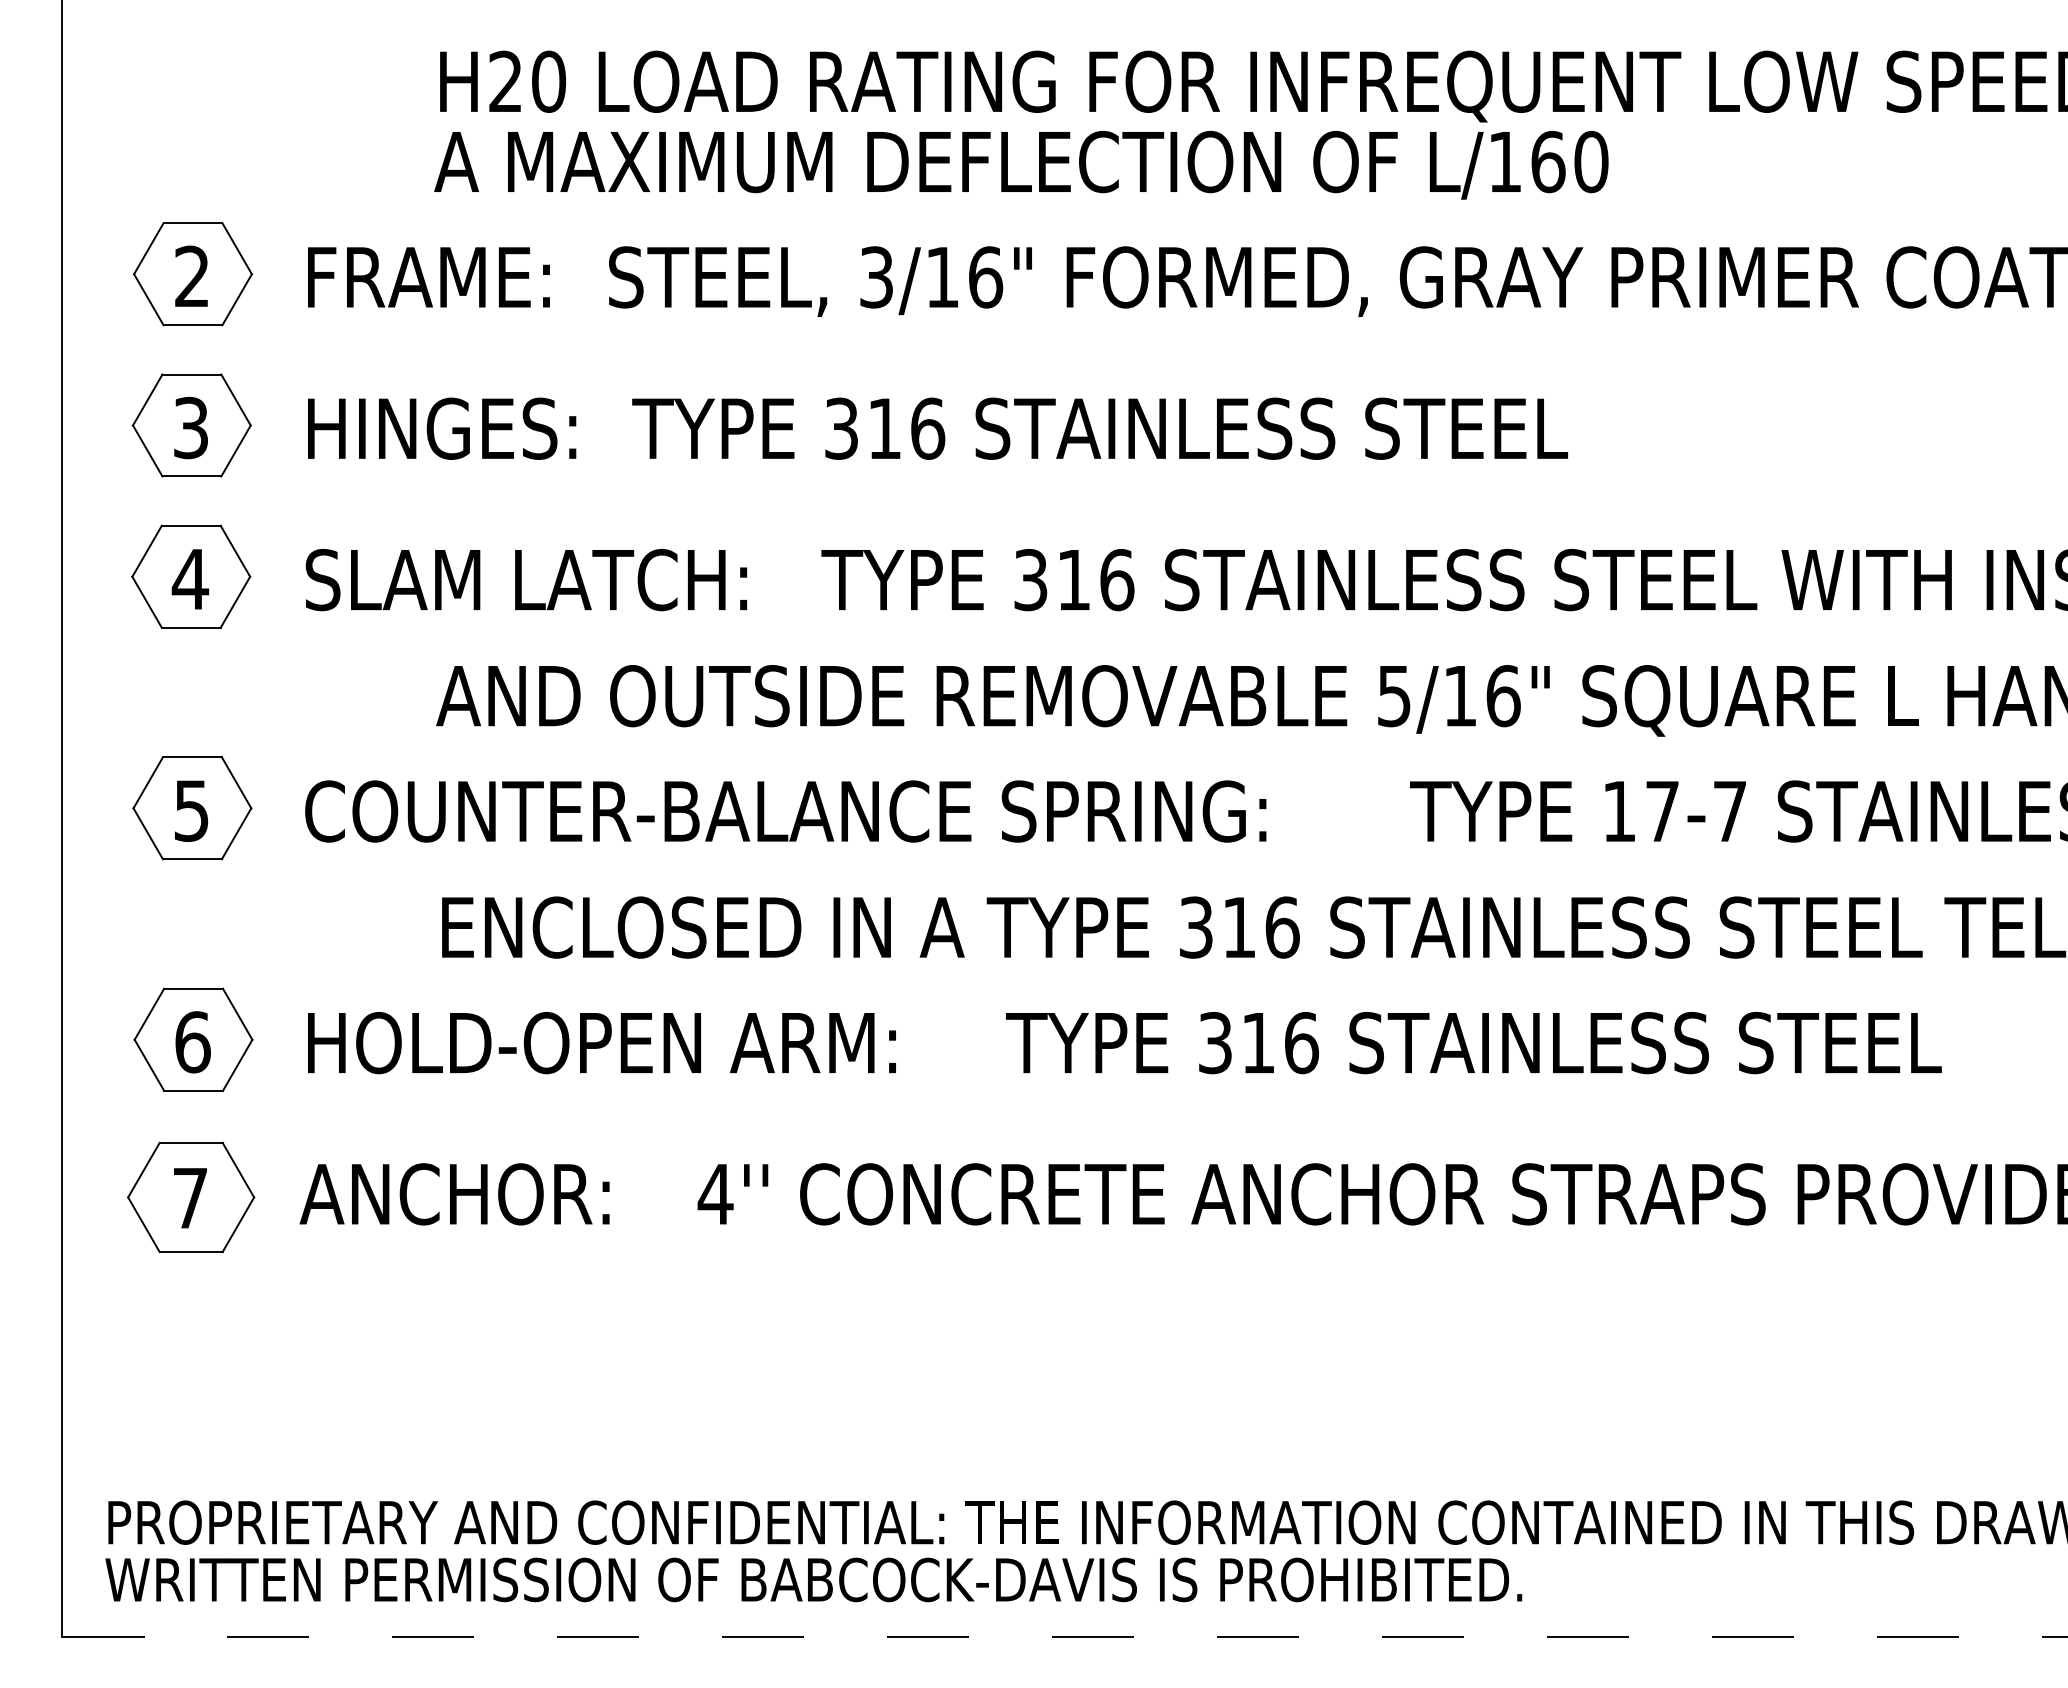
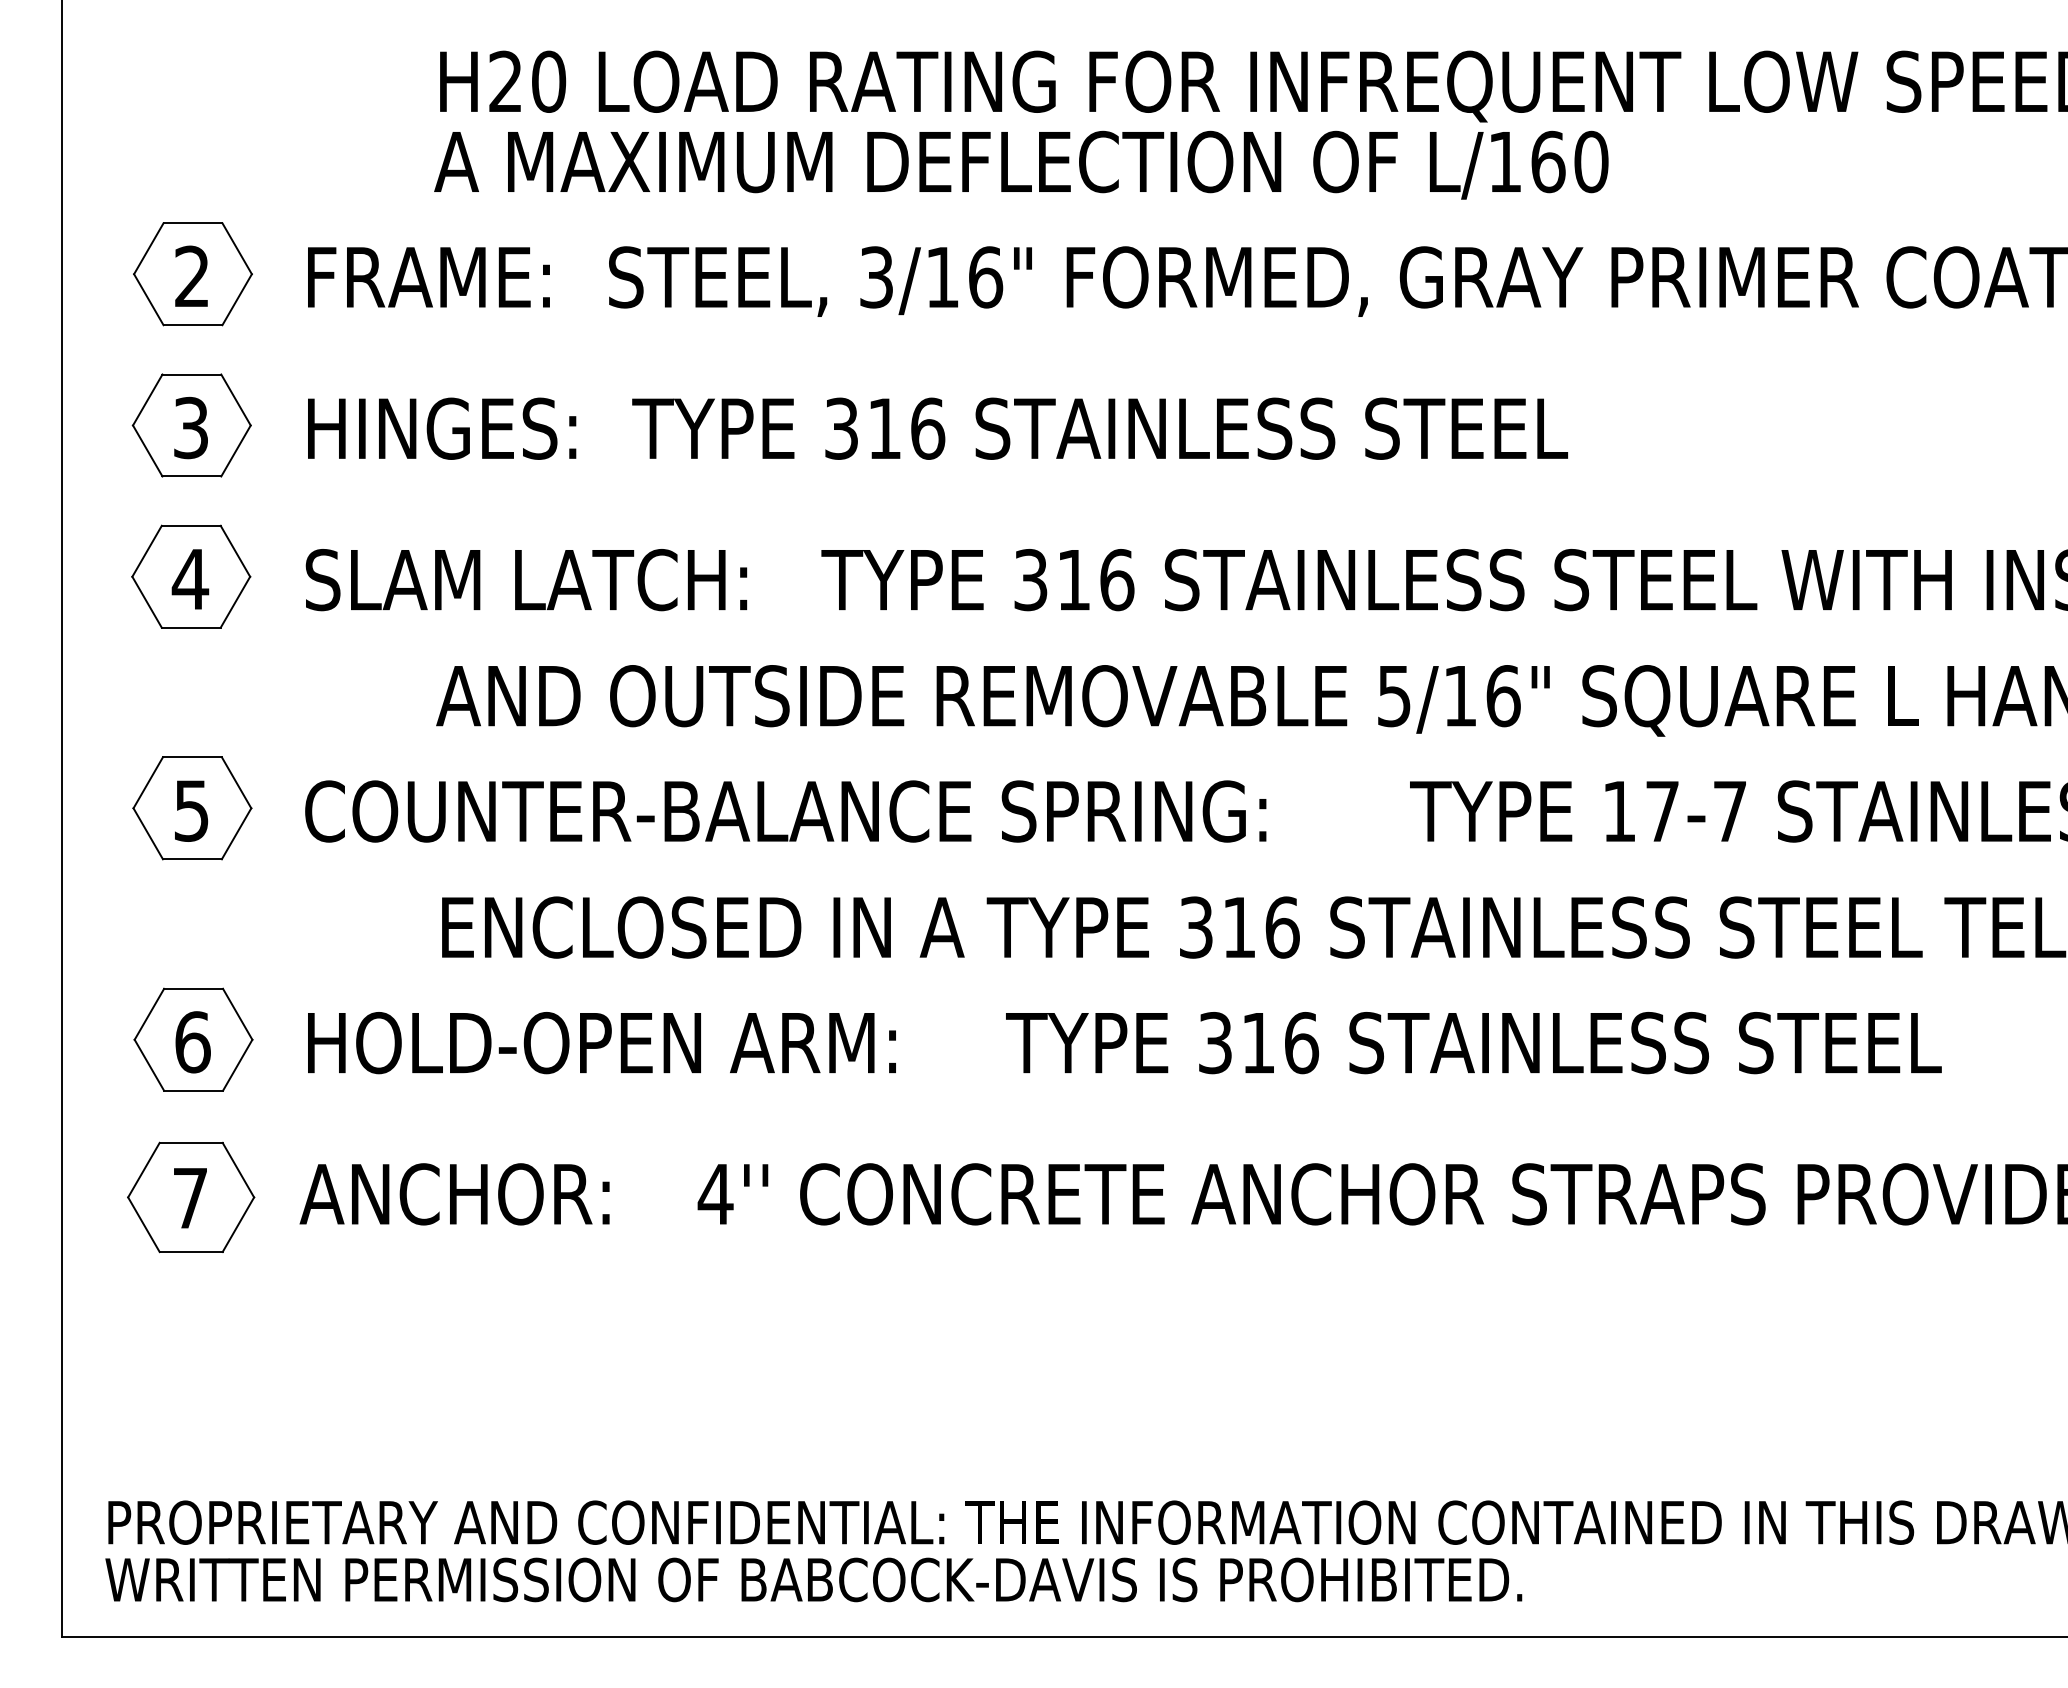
line: dashed -> solid (1064, 1637)
